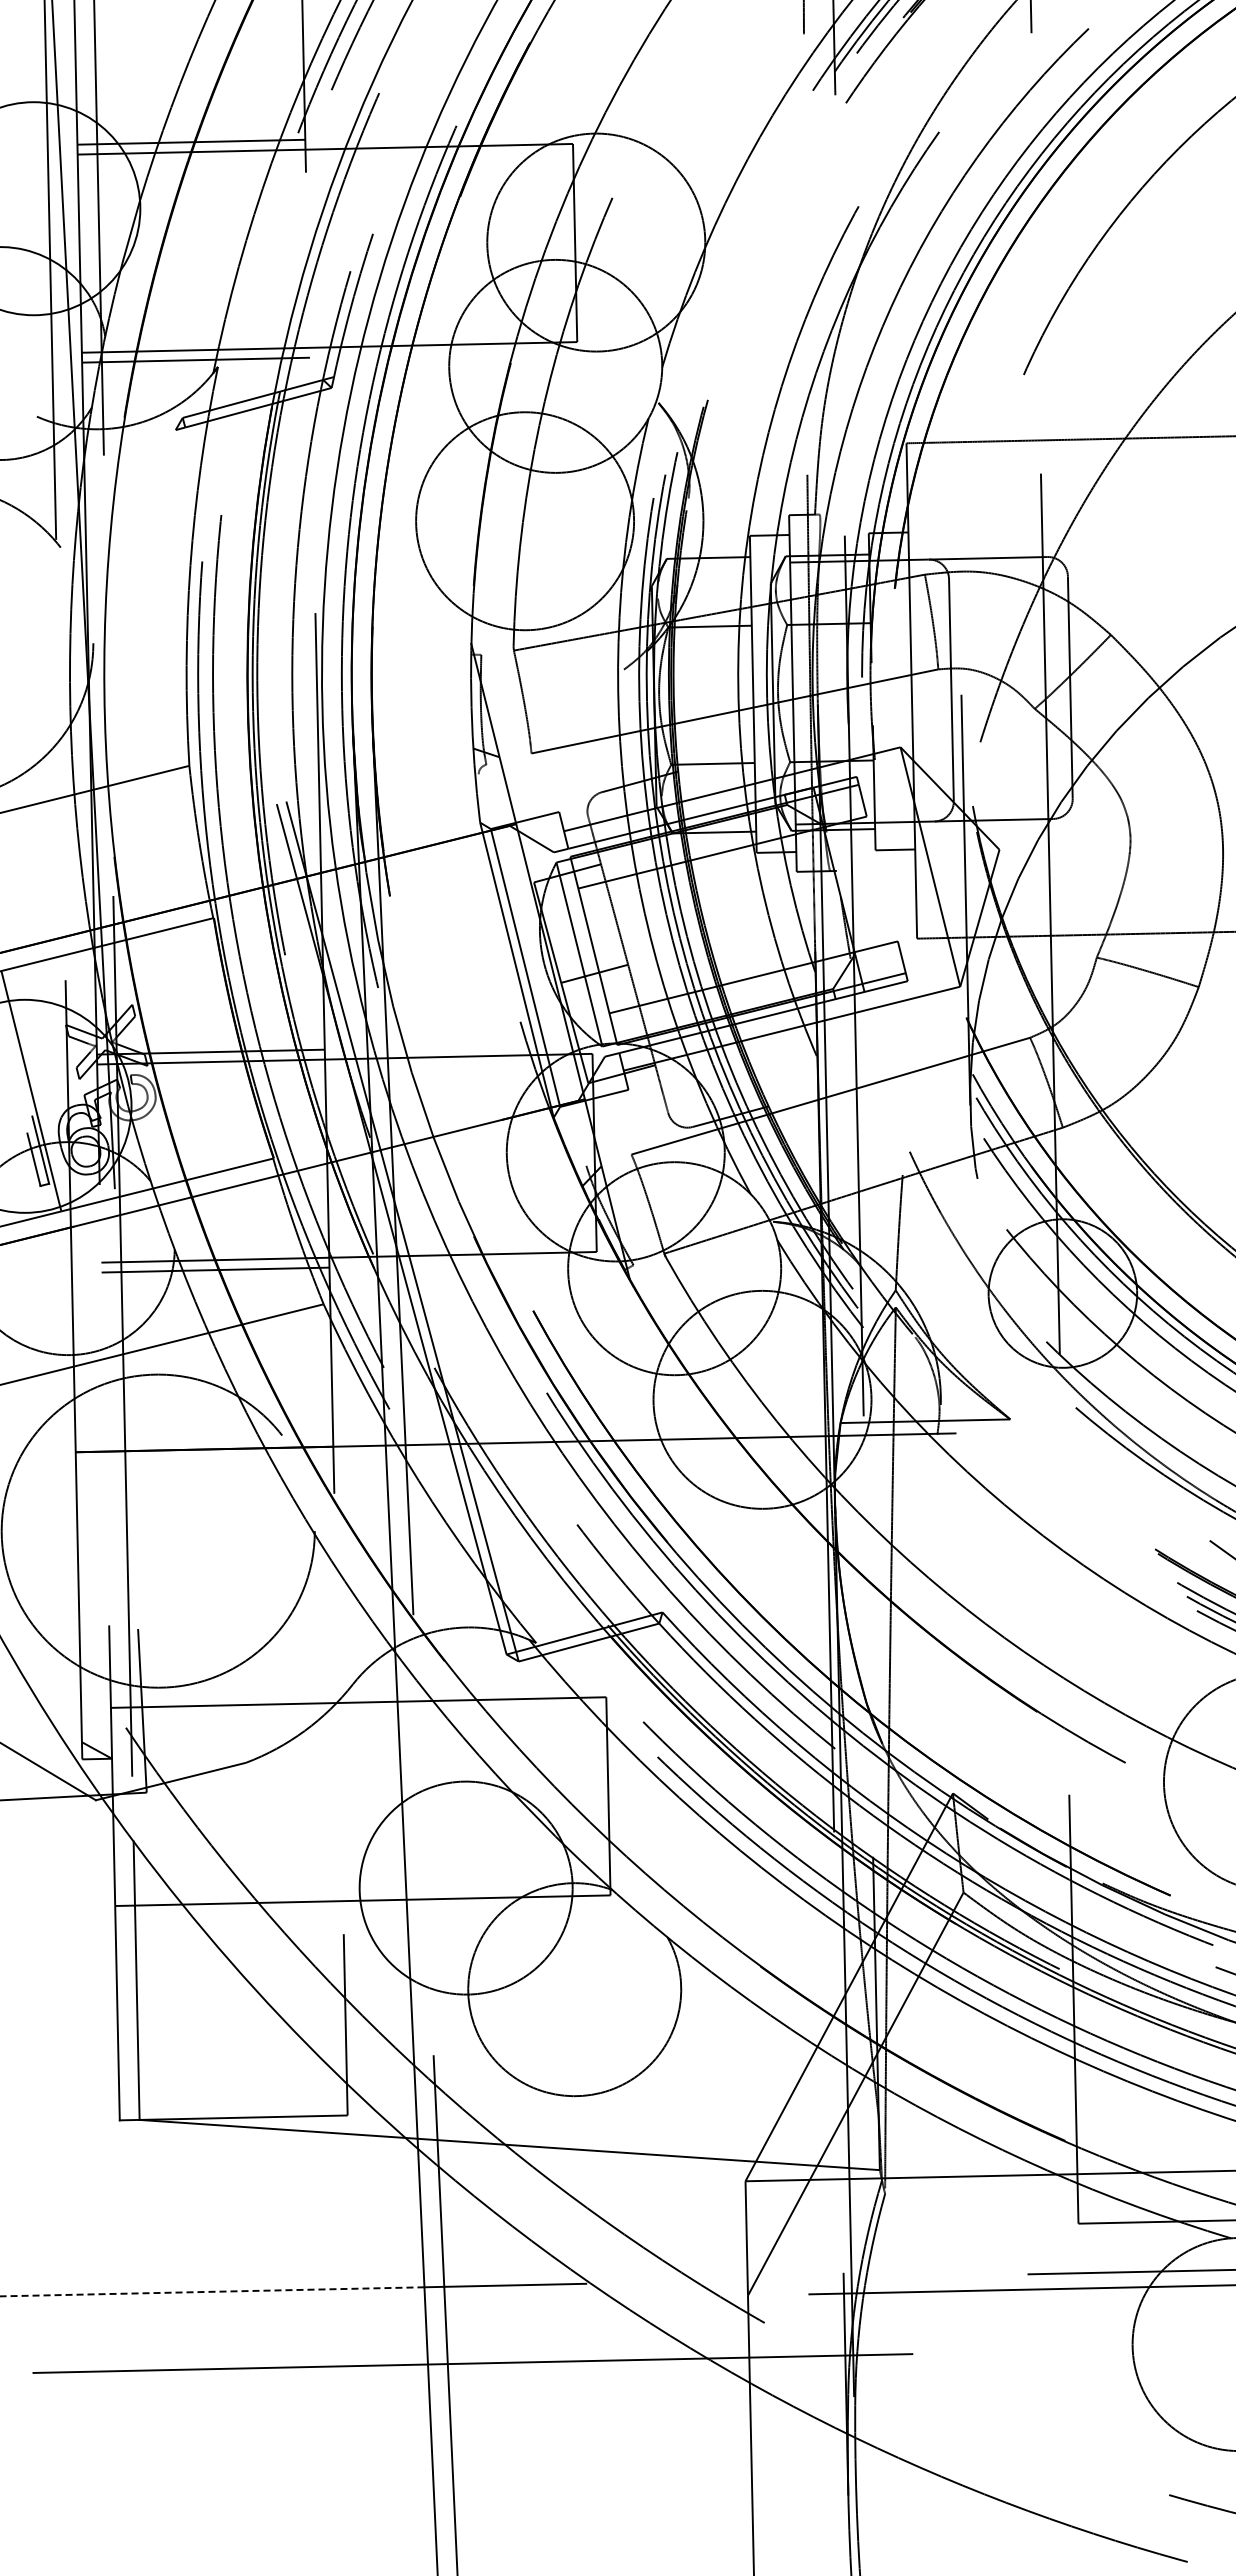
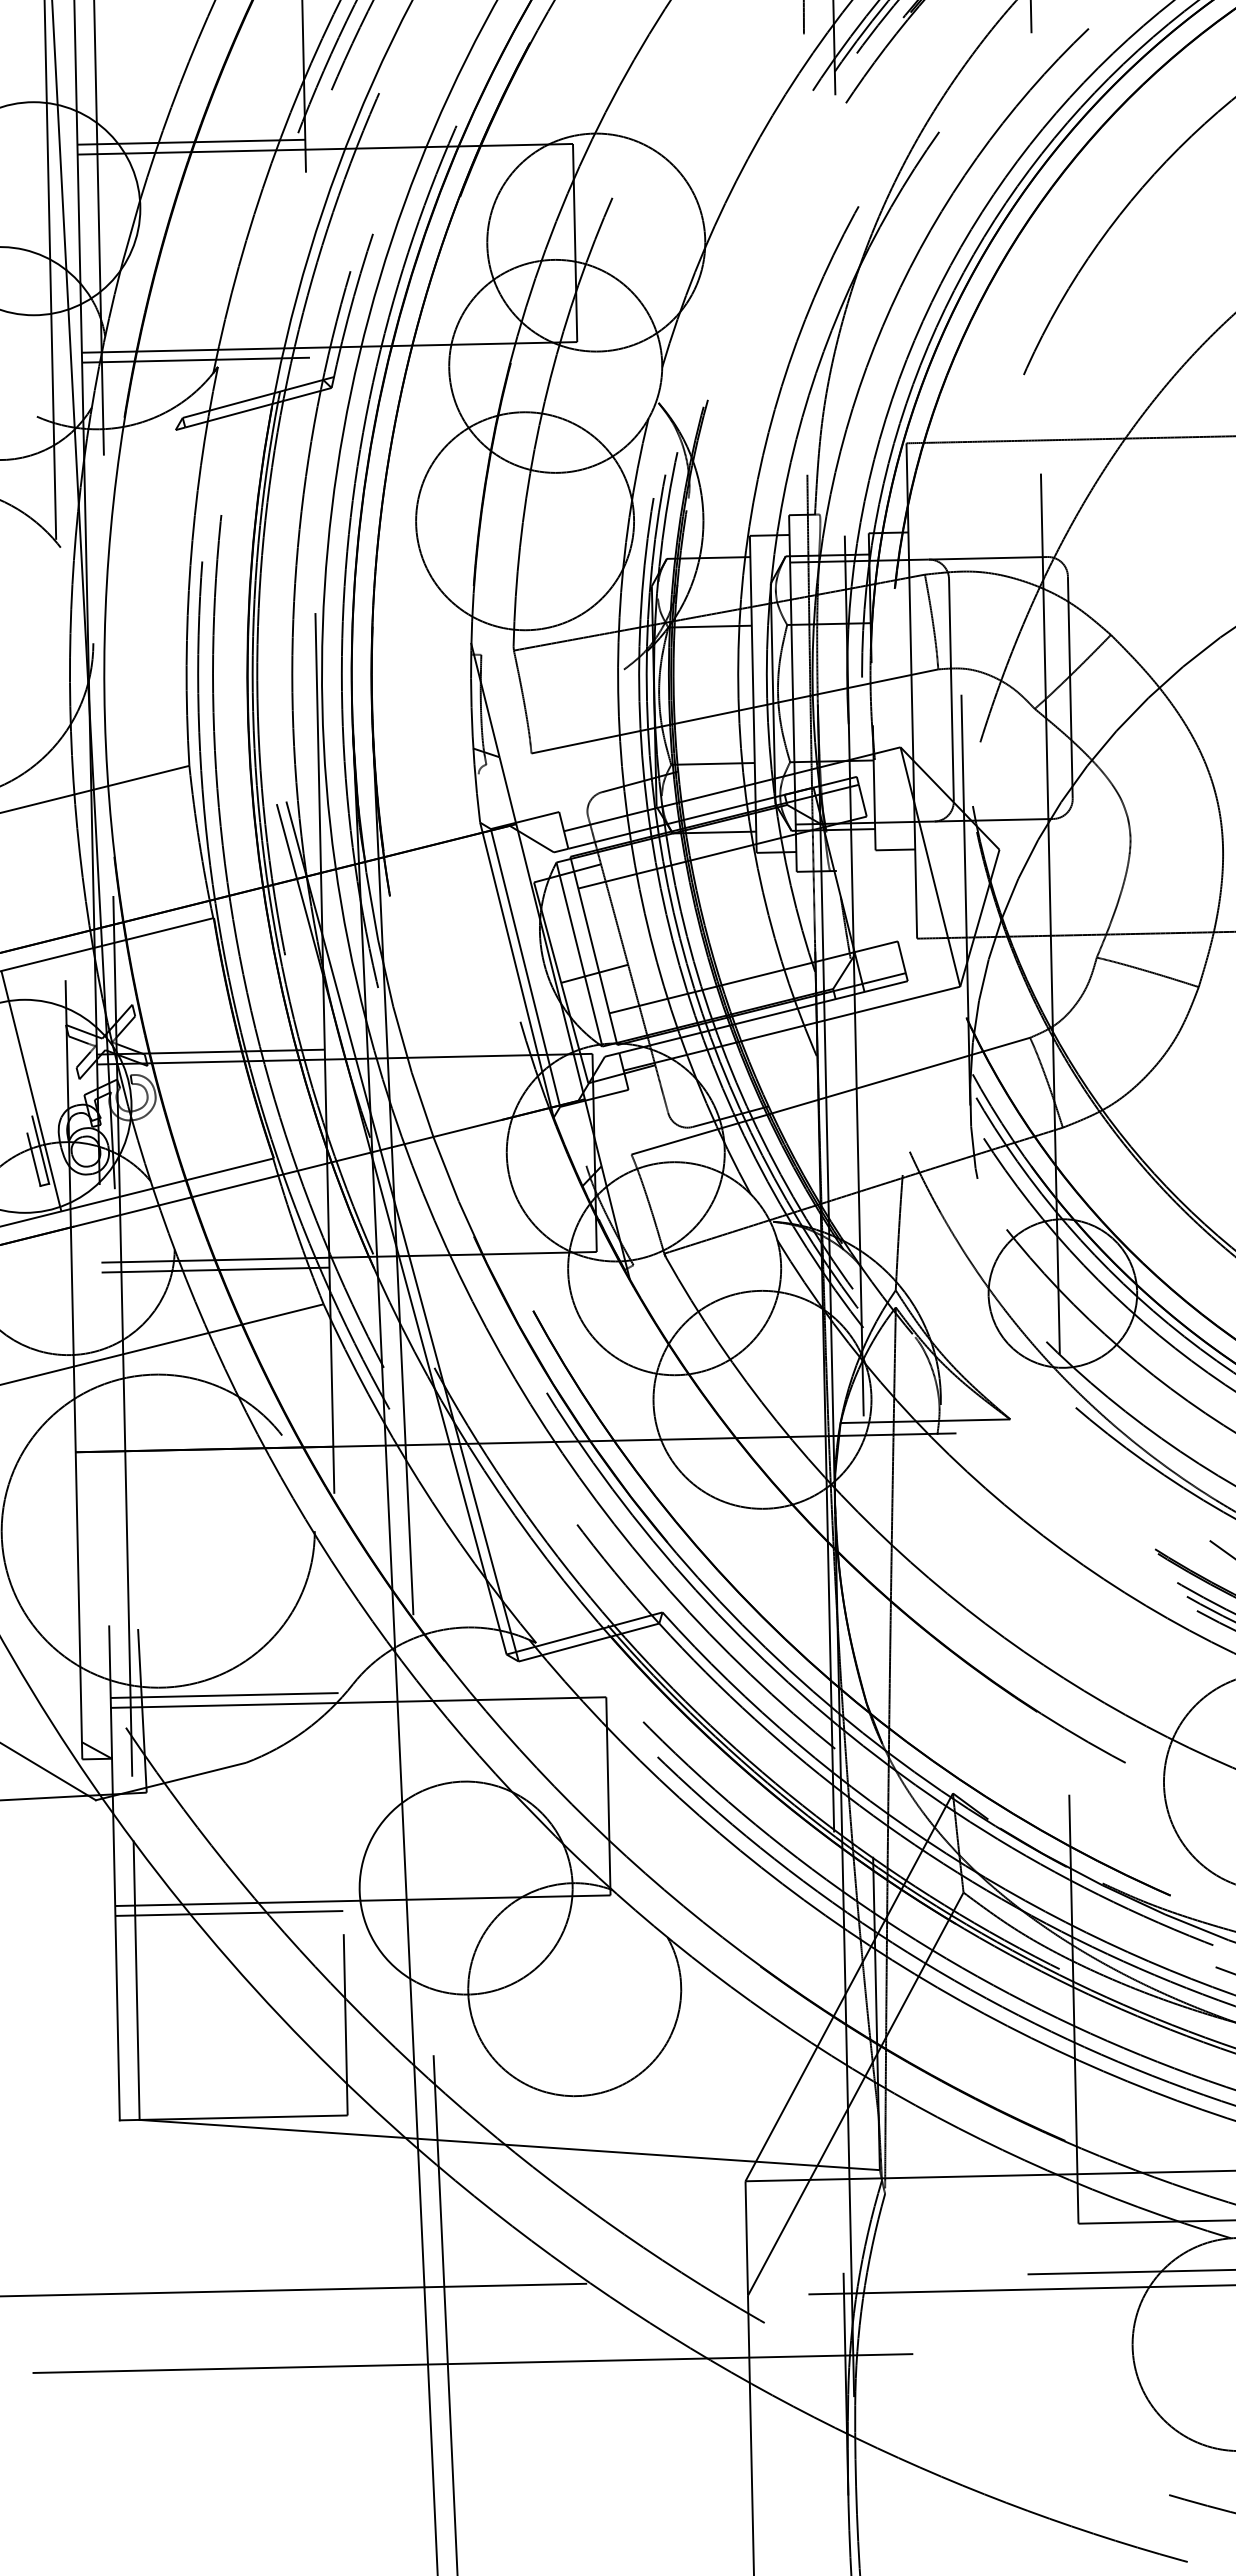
line: none -> present (224, 1695)
line: none -> present (229, 1913)
line: dashed -> solid (212, 2291)
